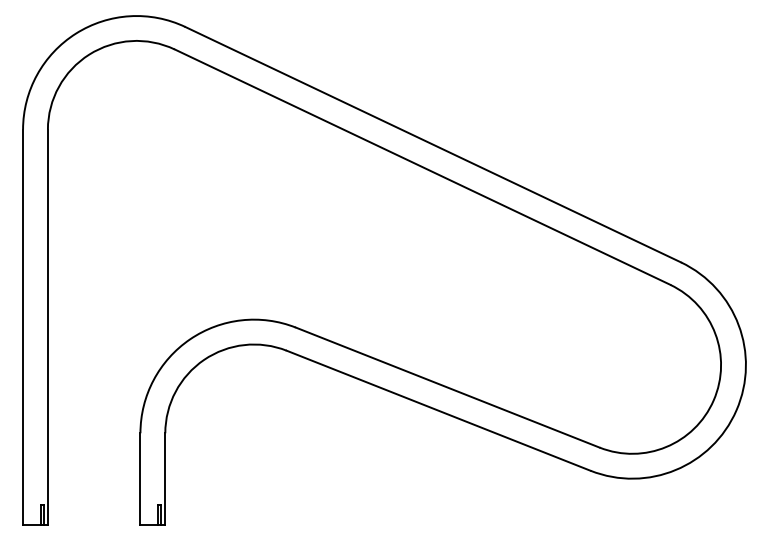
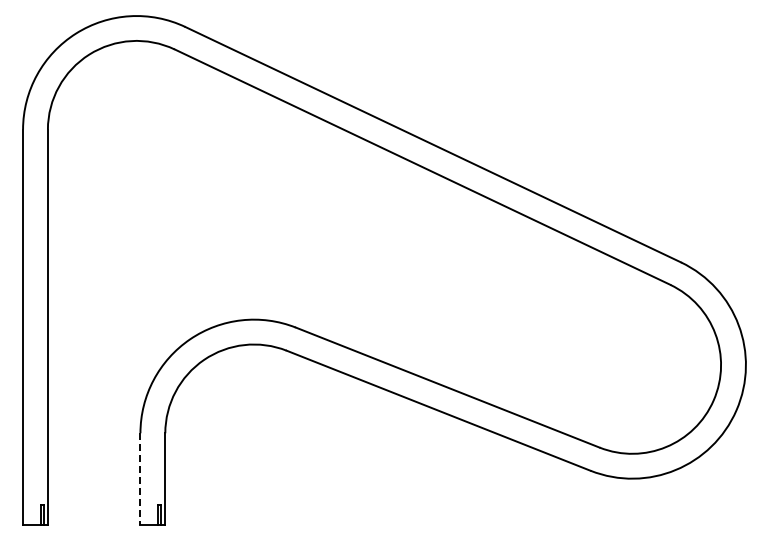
line: solid -> dashed (140, 479)
